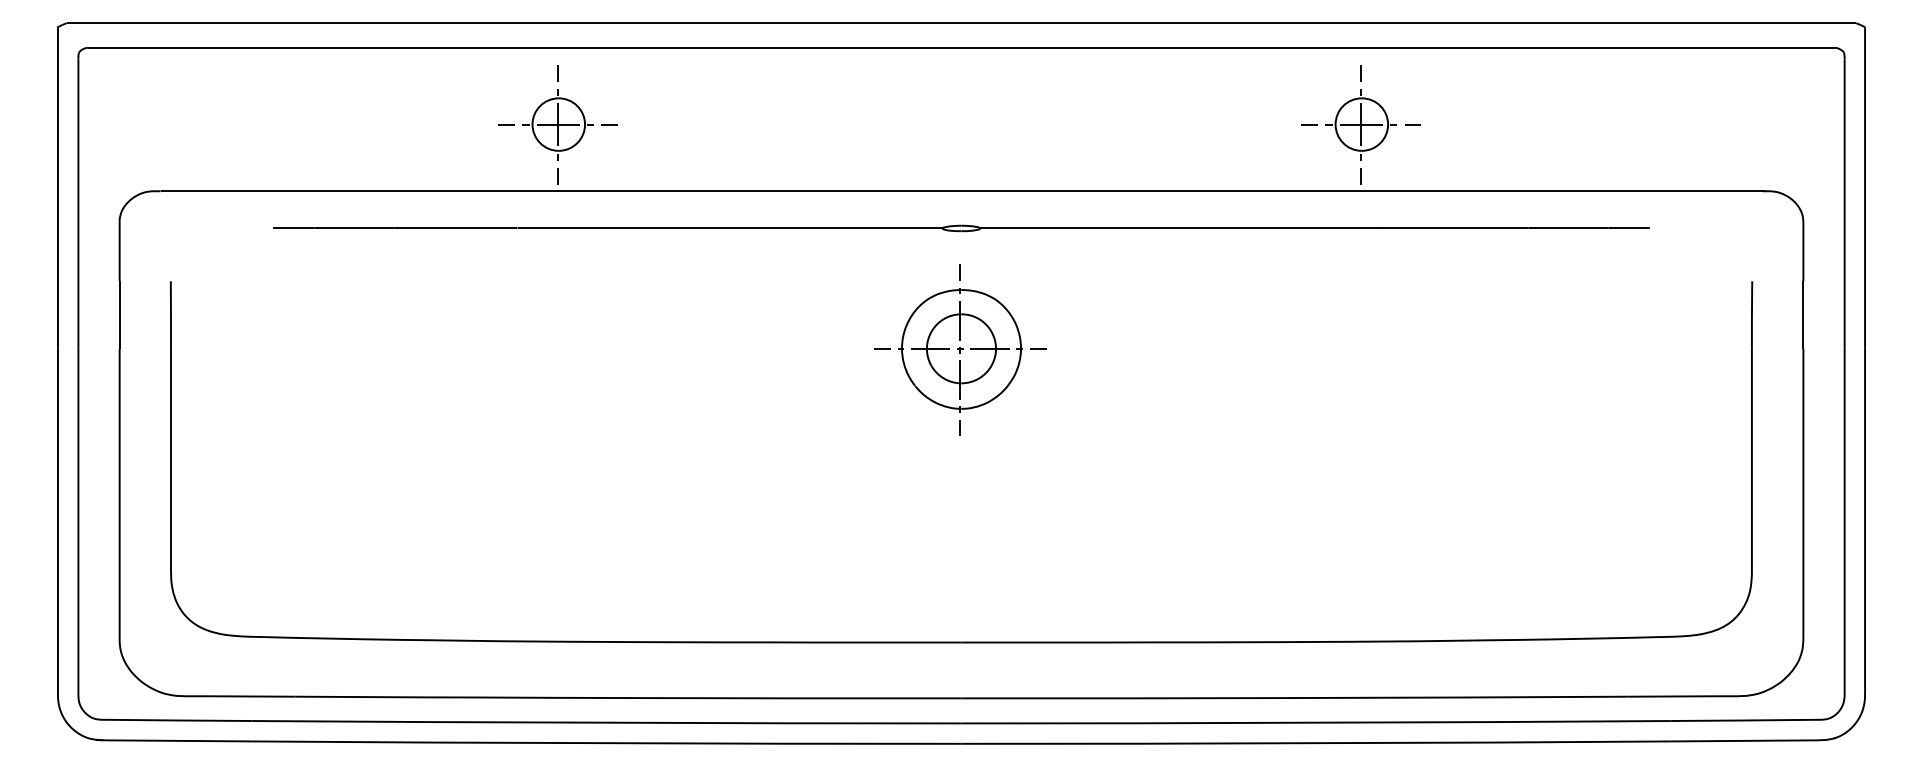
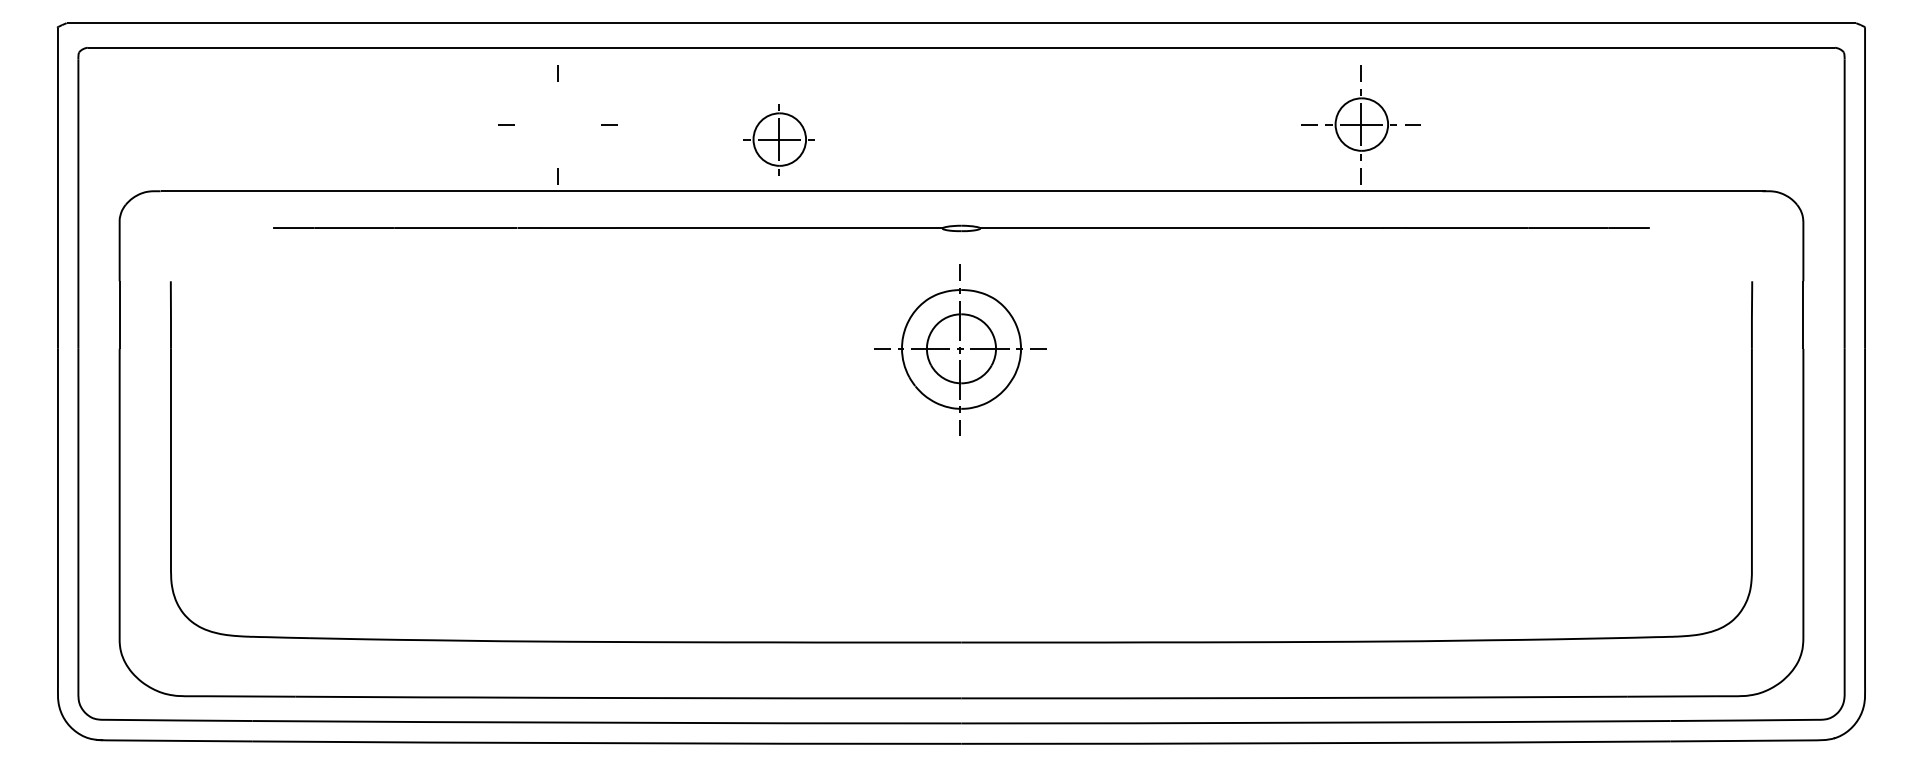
part position: (557, 124) -> (778, 139) (778, 139)
